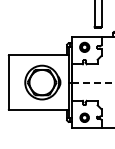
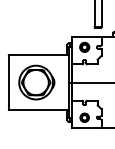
part position: (42, 82) -> (36, 82) (36, 82)
line: dashed -> solid (93, 82)
